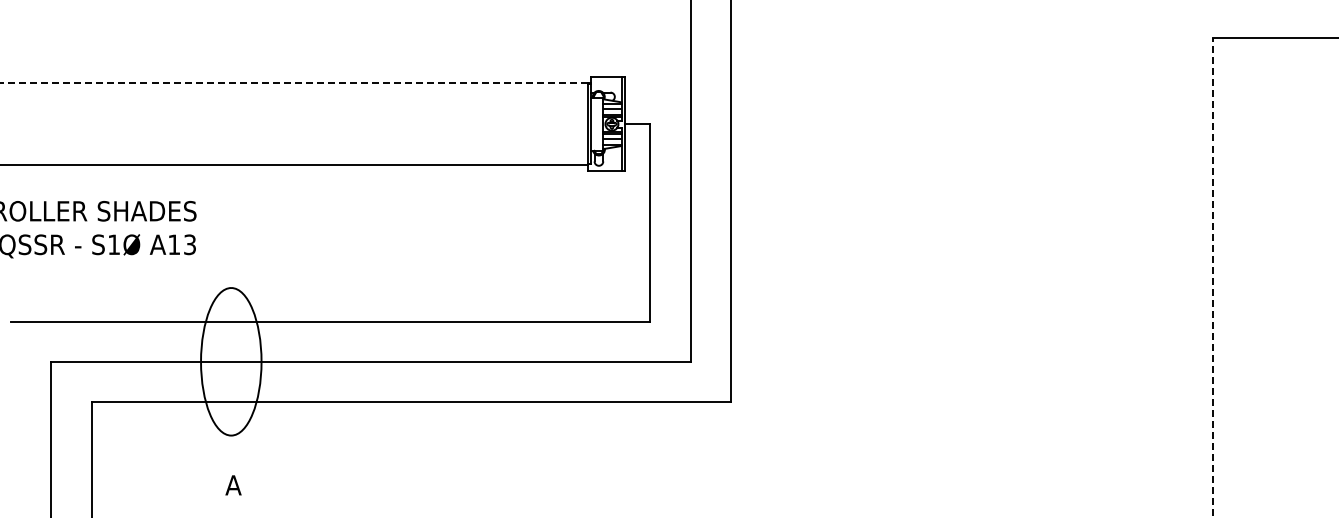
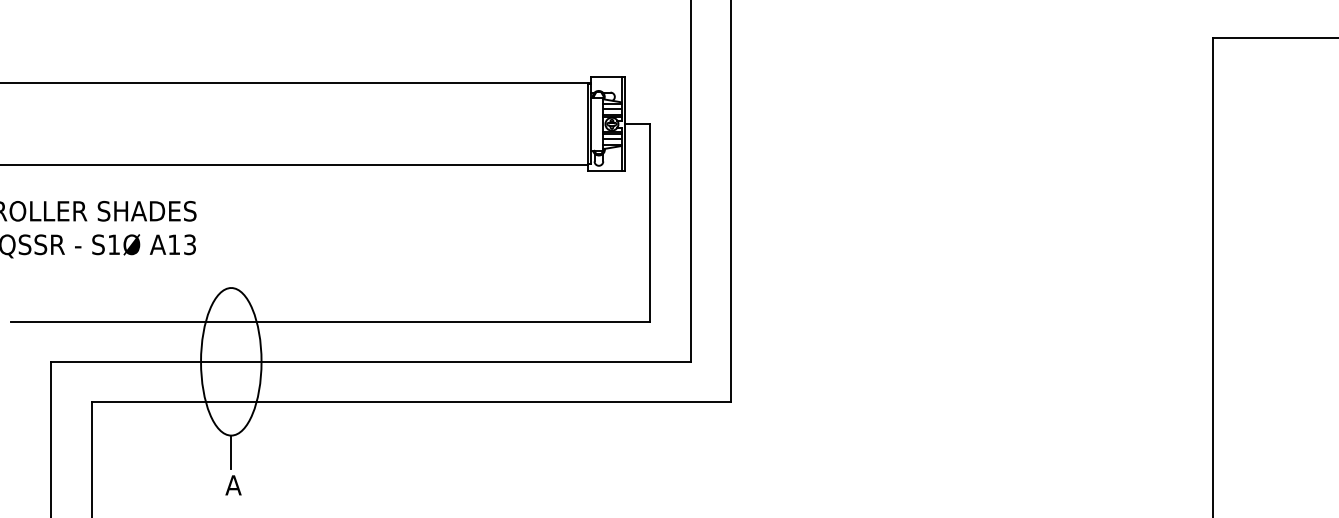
line: dashed -> solid (294, 83)
line: dashed -> solid (1212, 277)
line: none -> present (231, 452)
